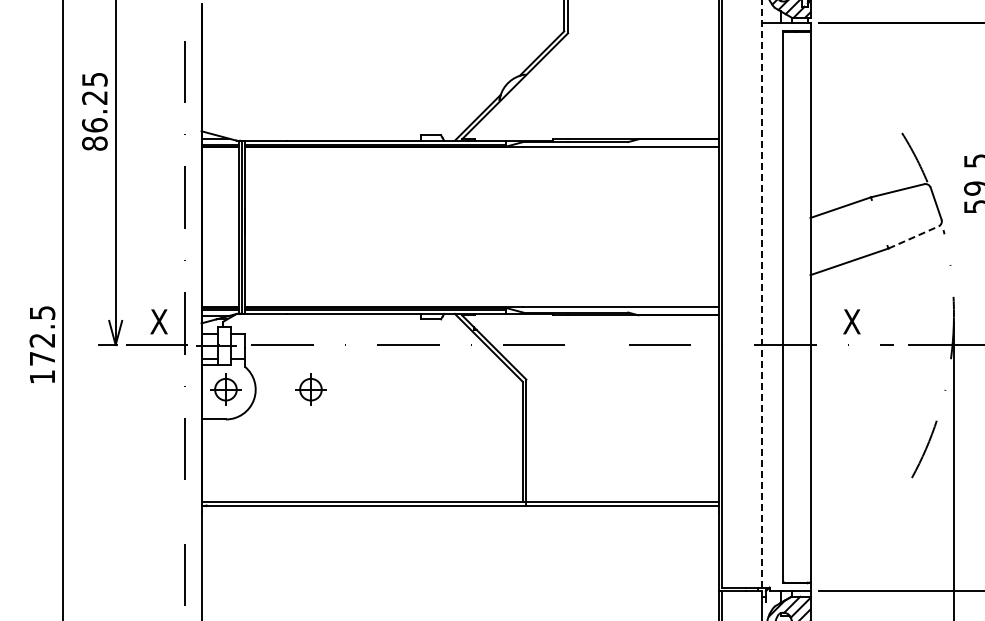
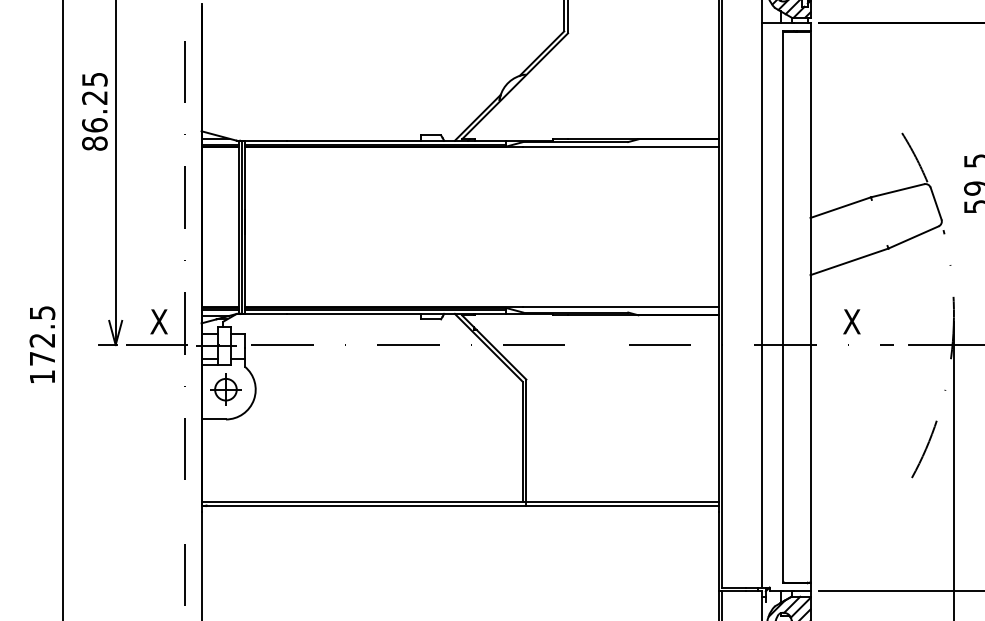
line: dashed -> solid (914, 237)
line: dashed -> solid (761, 293)
part: present -> none (310, 389)
